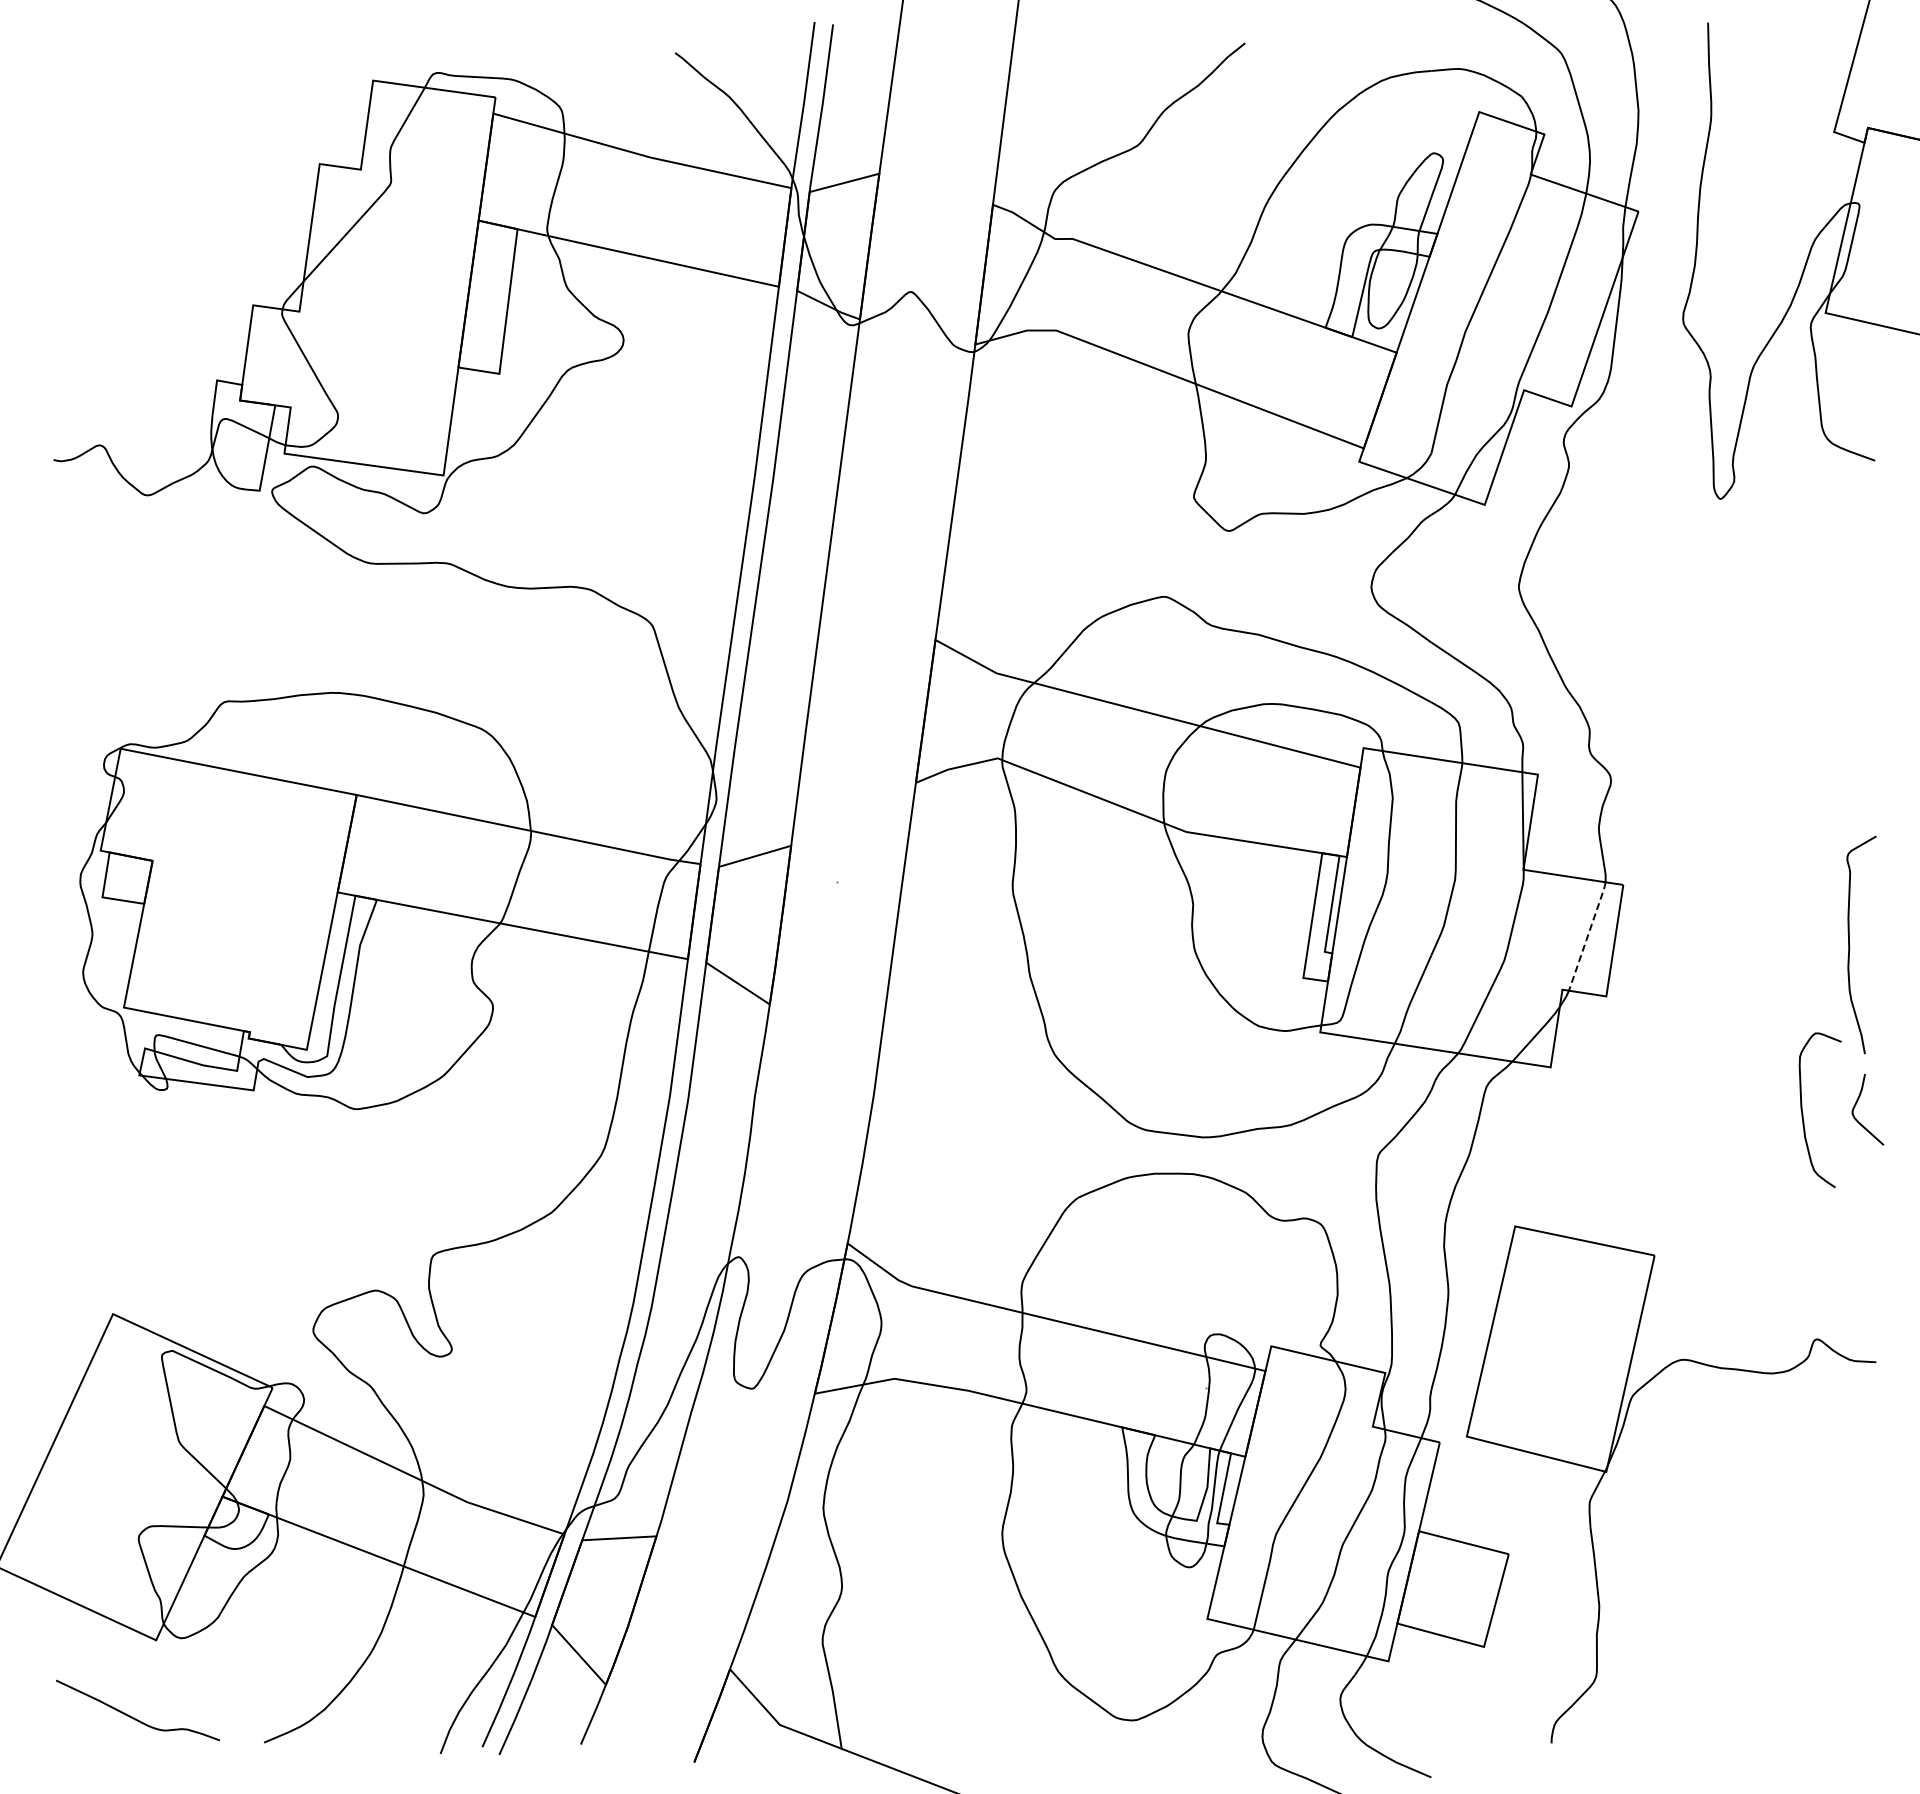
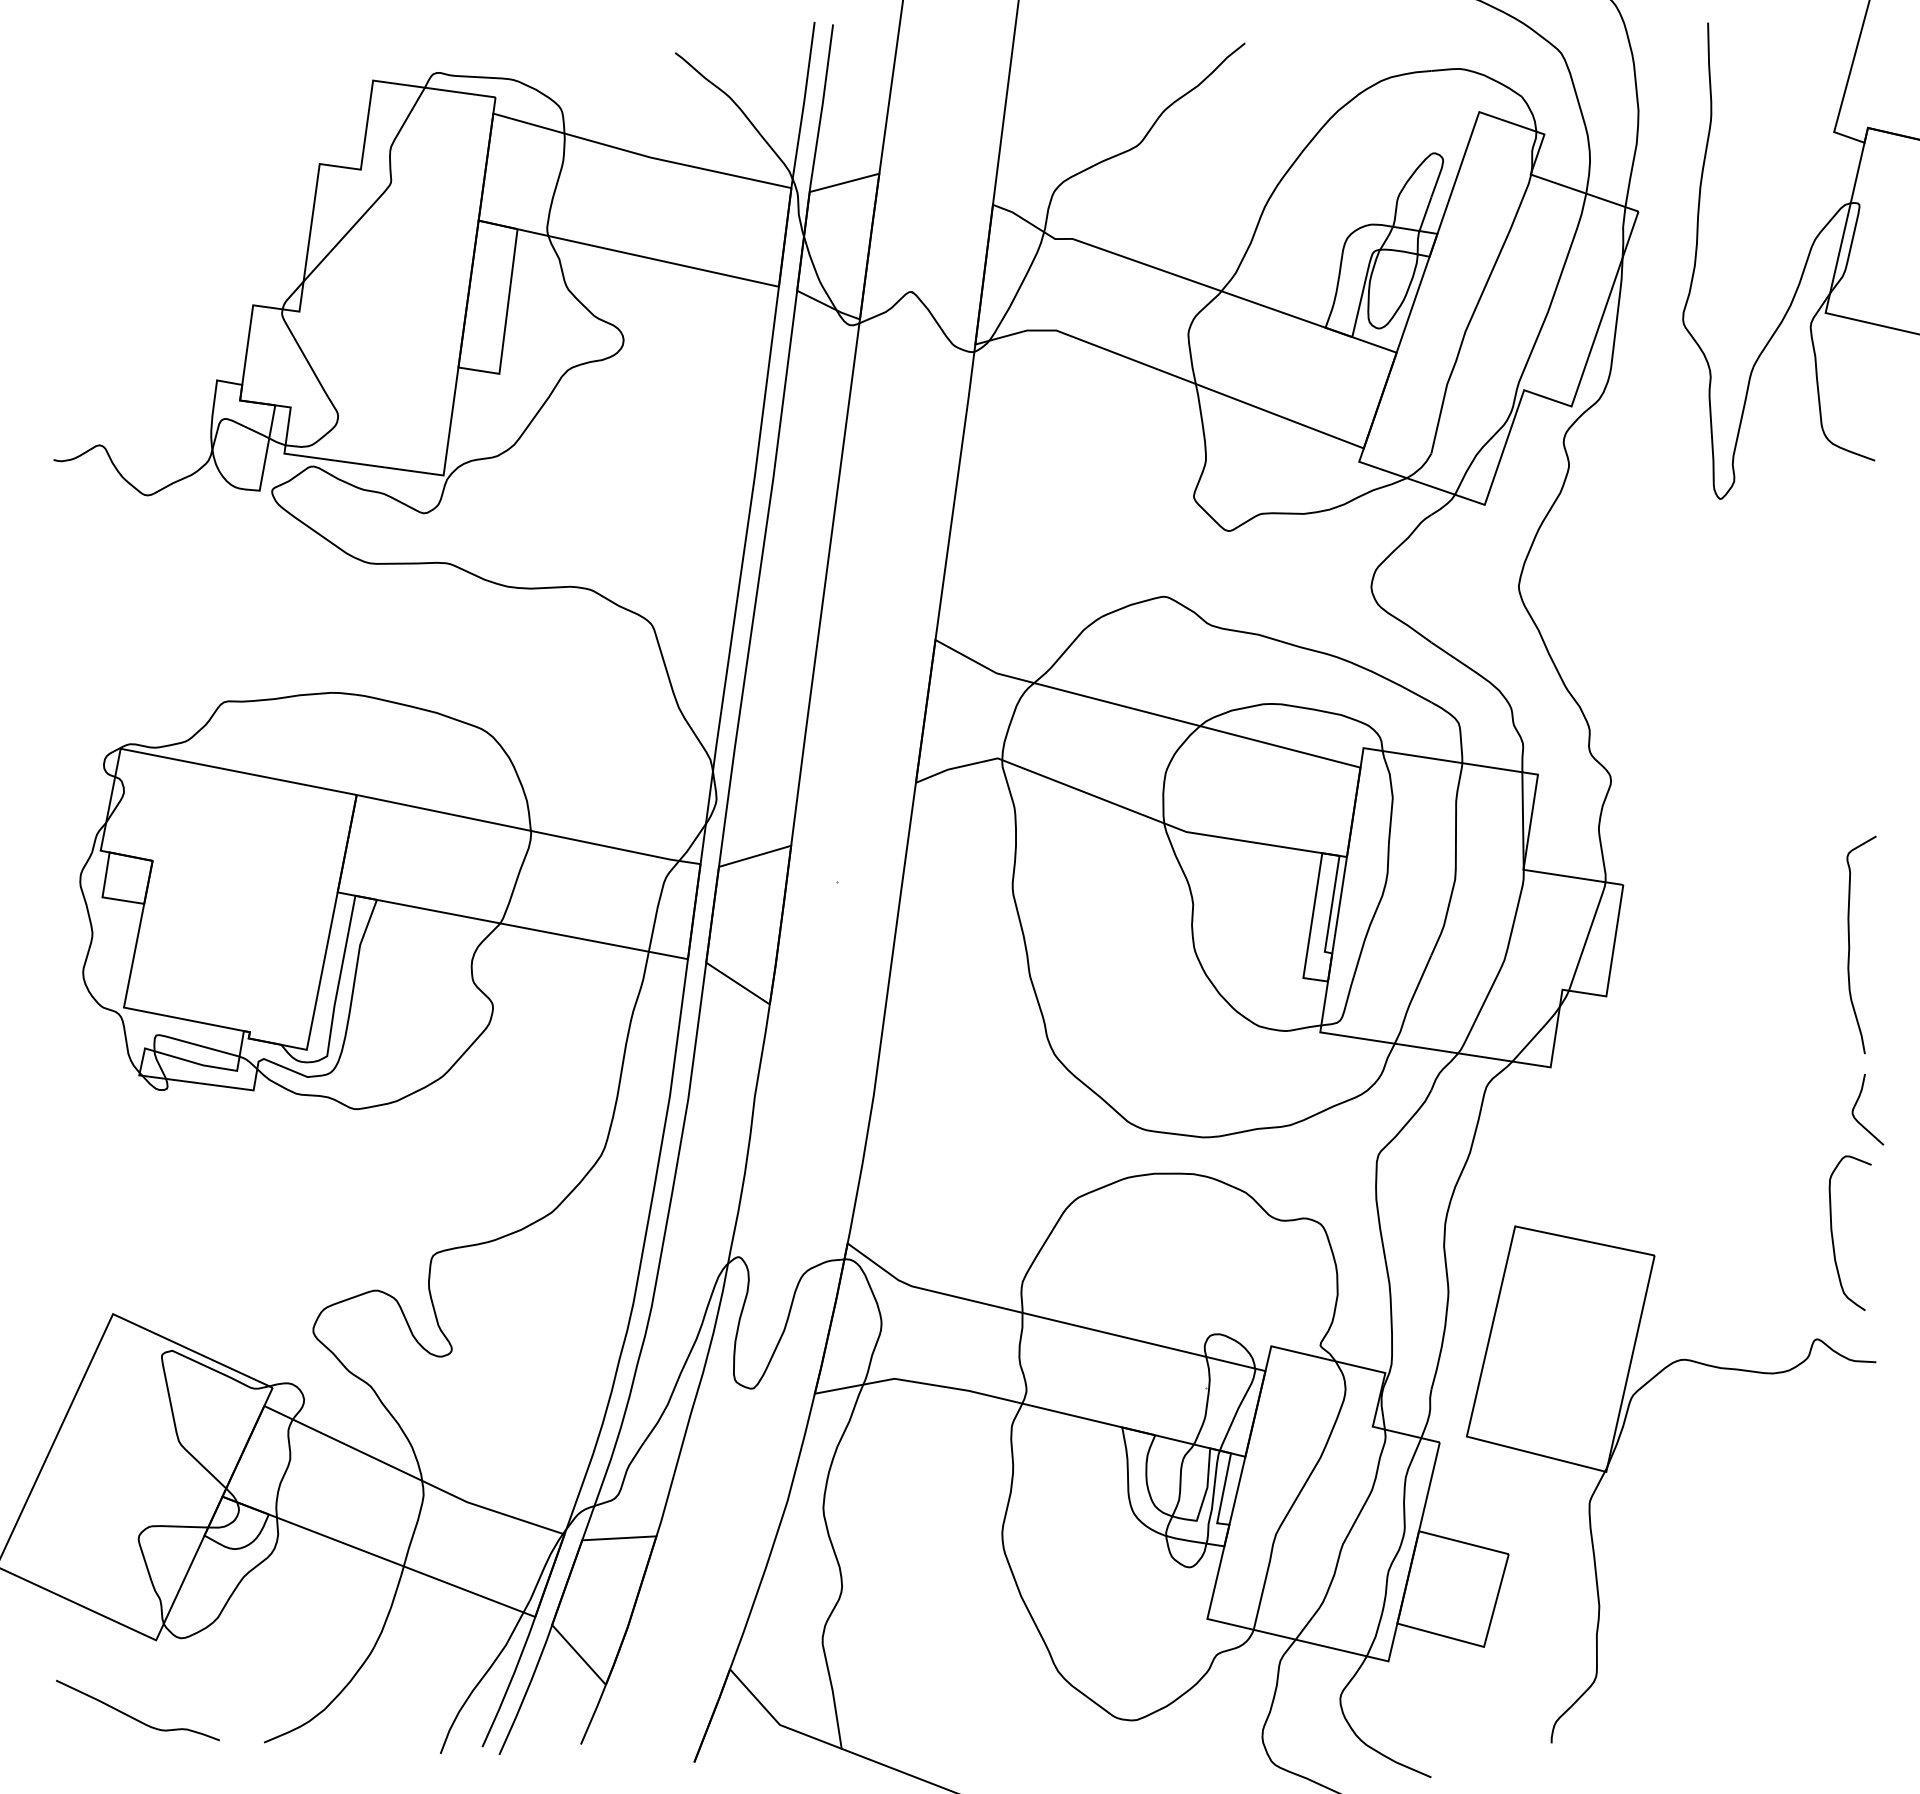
line: dashed -> solid (1588, 935)
curve position: (1803, 1113) -> (1833, 1236) (1833, 1236)
